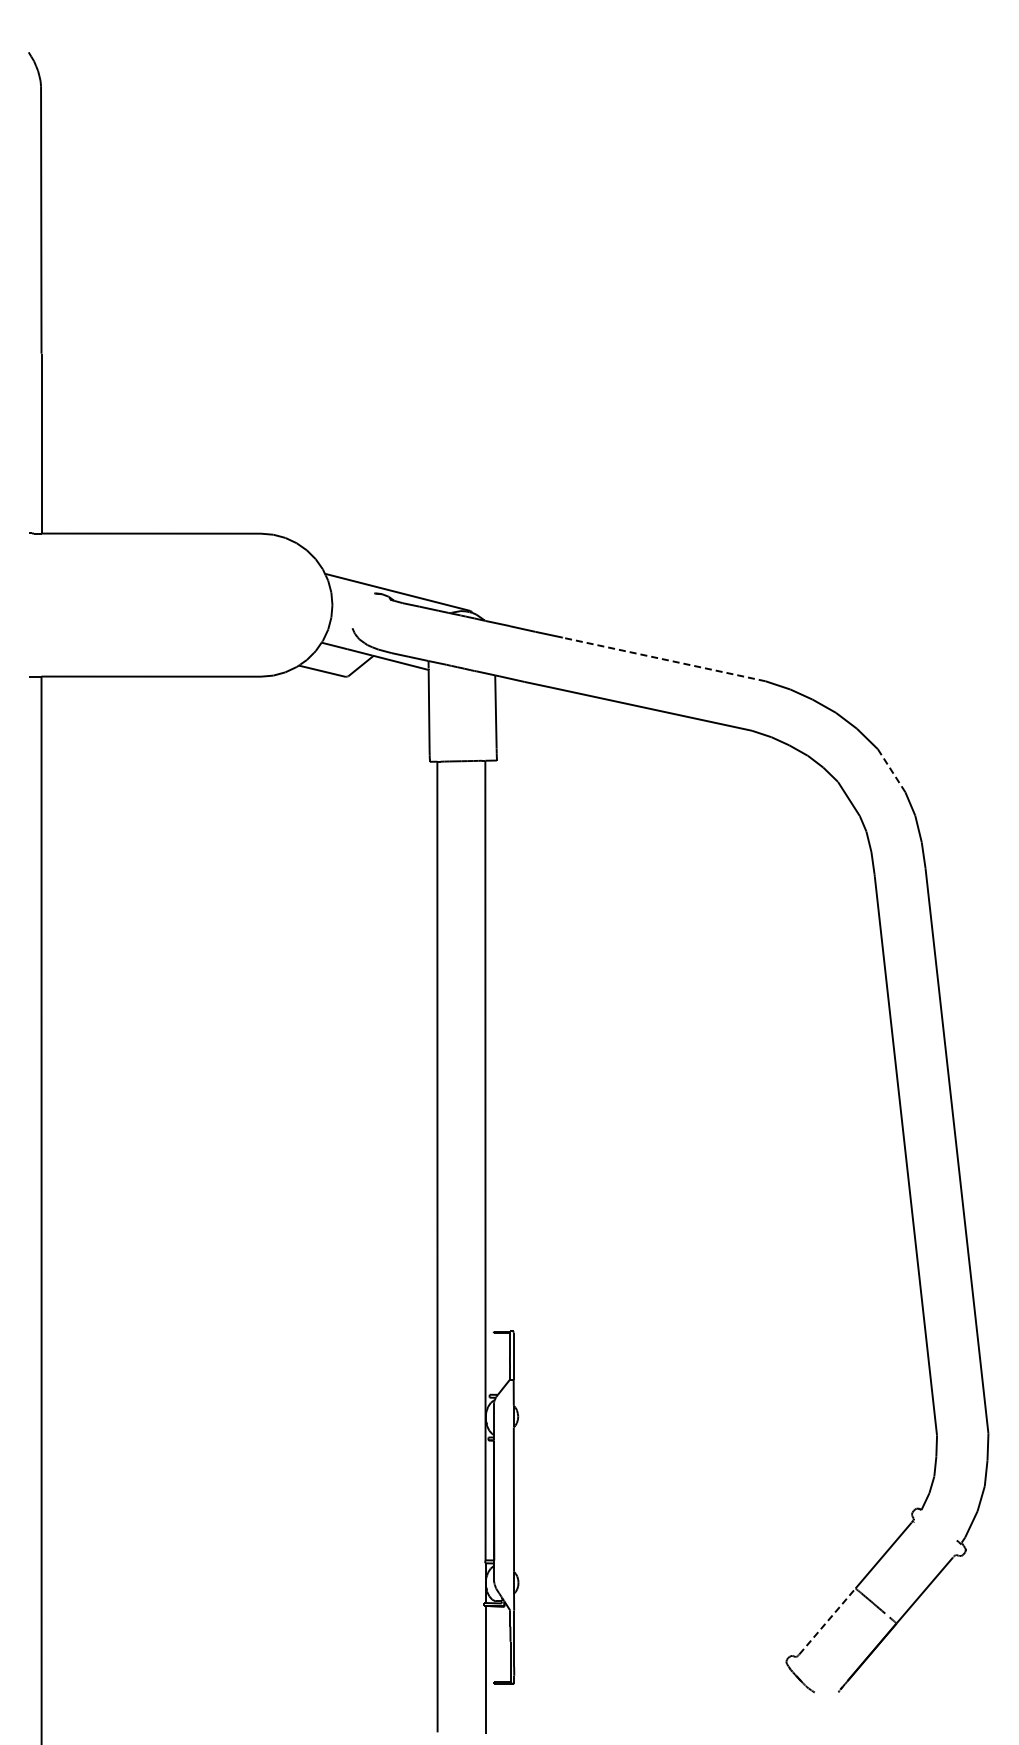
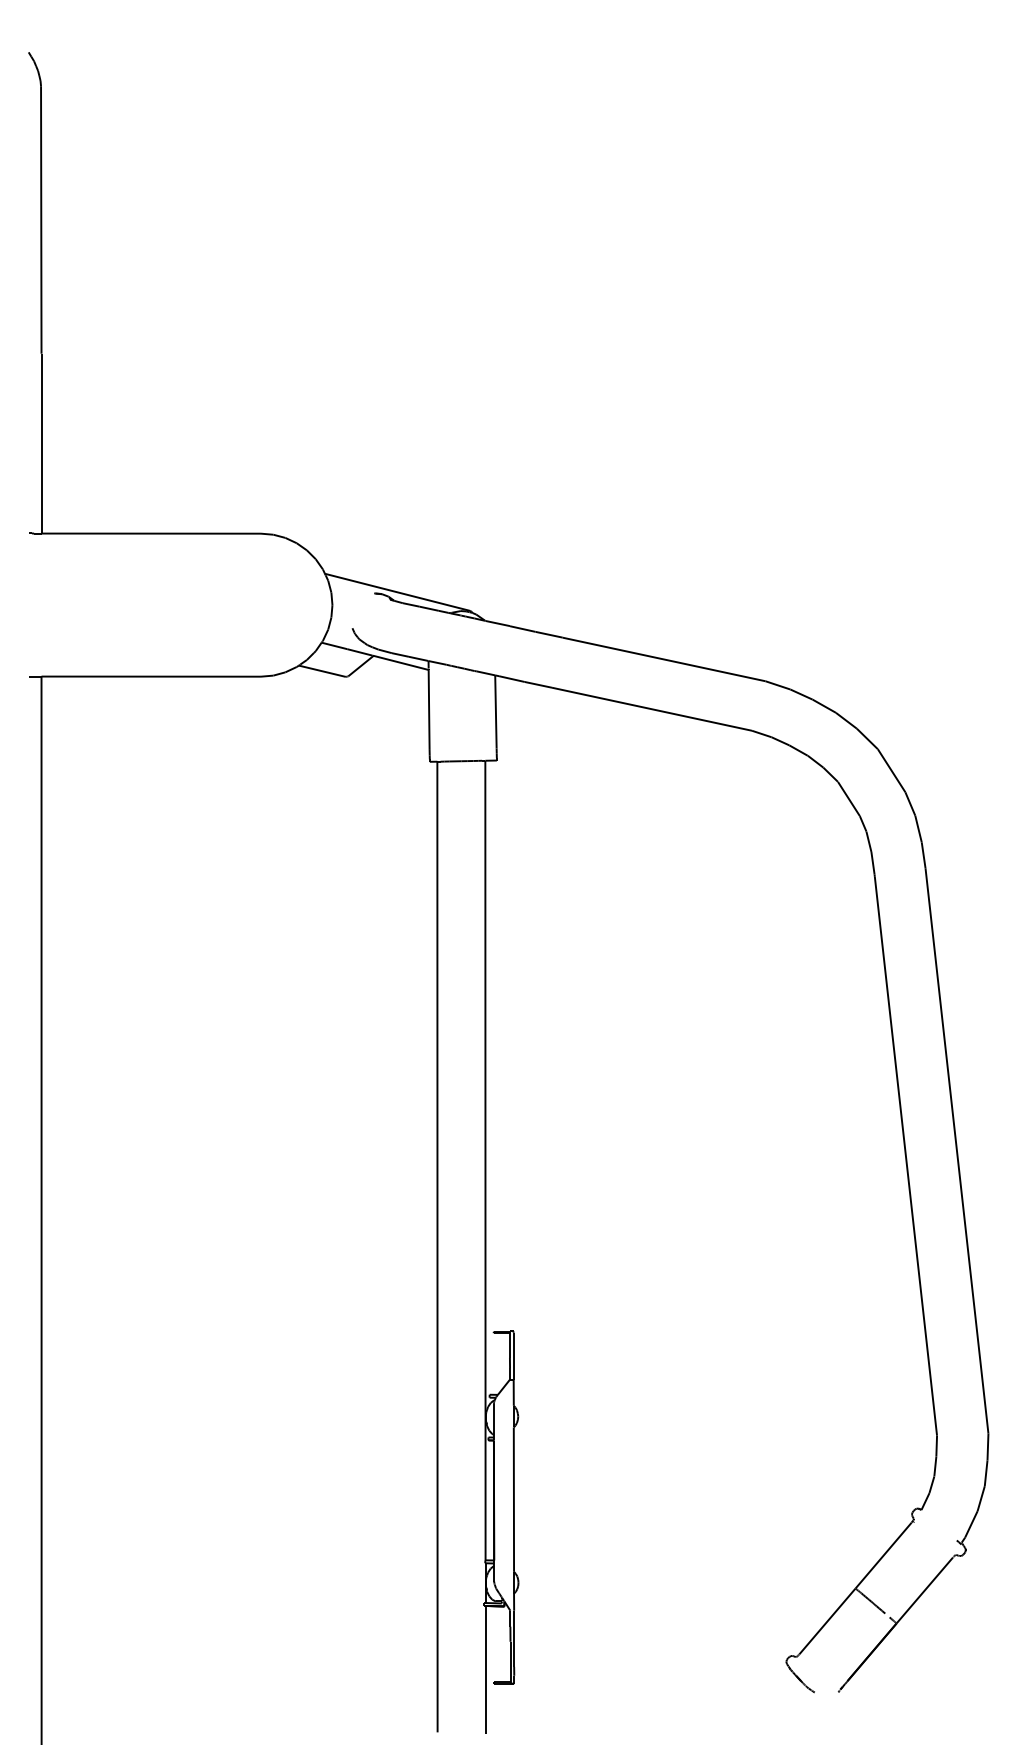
line: dashed -> solid (664, 659)
line: dashed -> solid (891, 770)
line: dashed -> solid (827, 1621)
